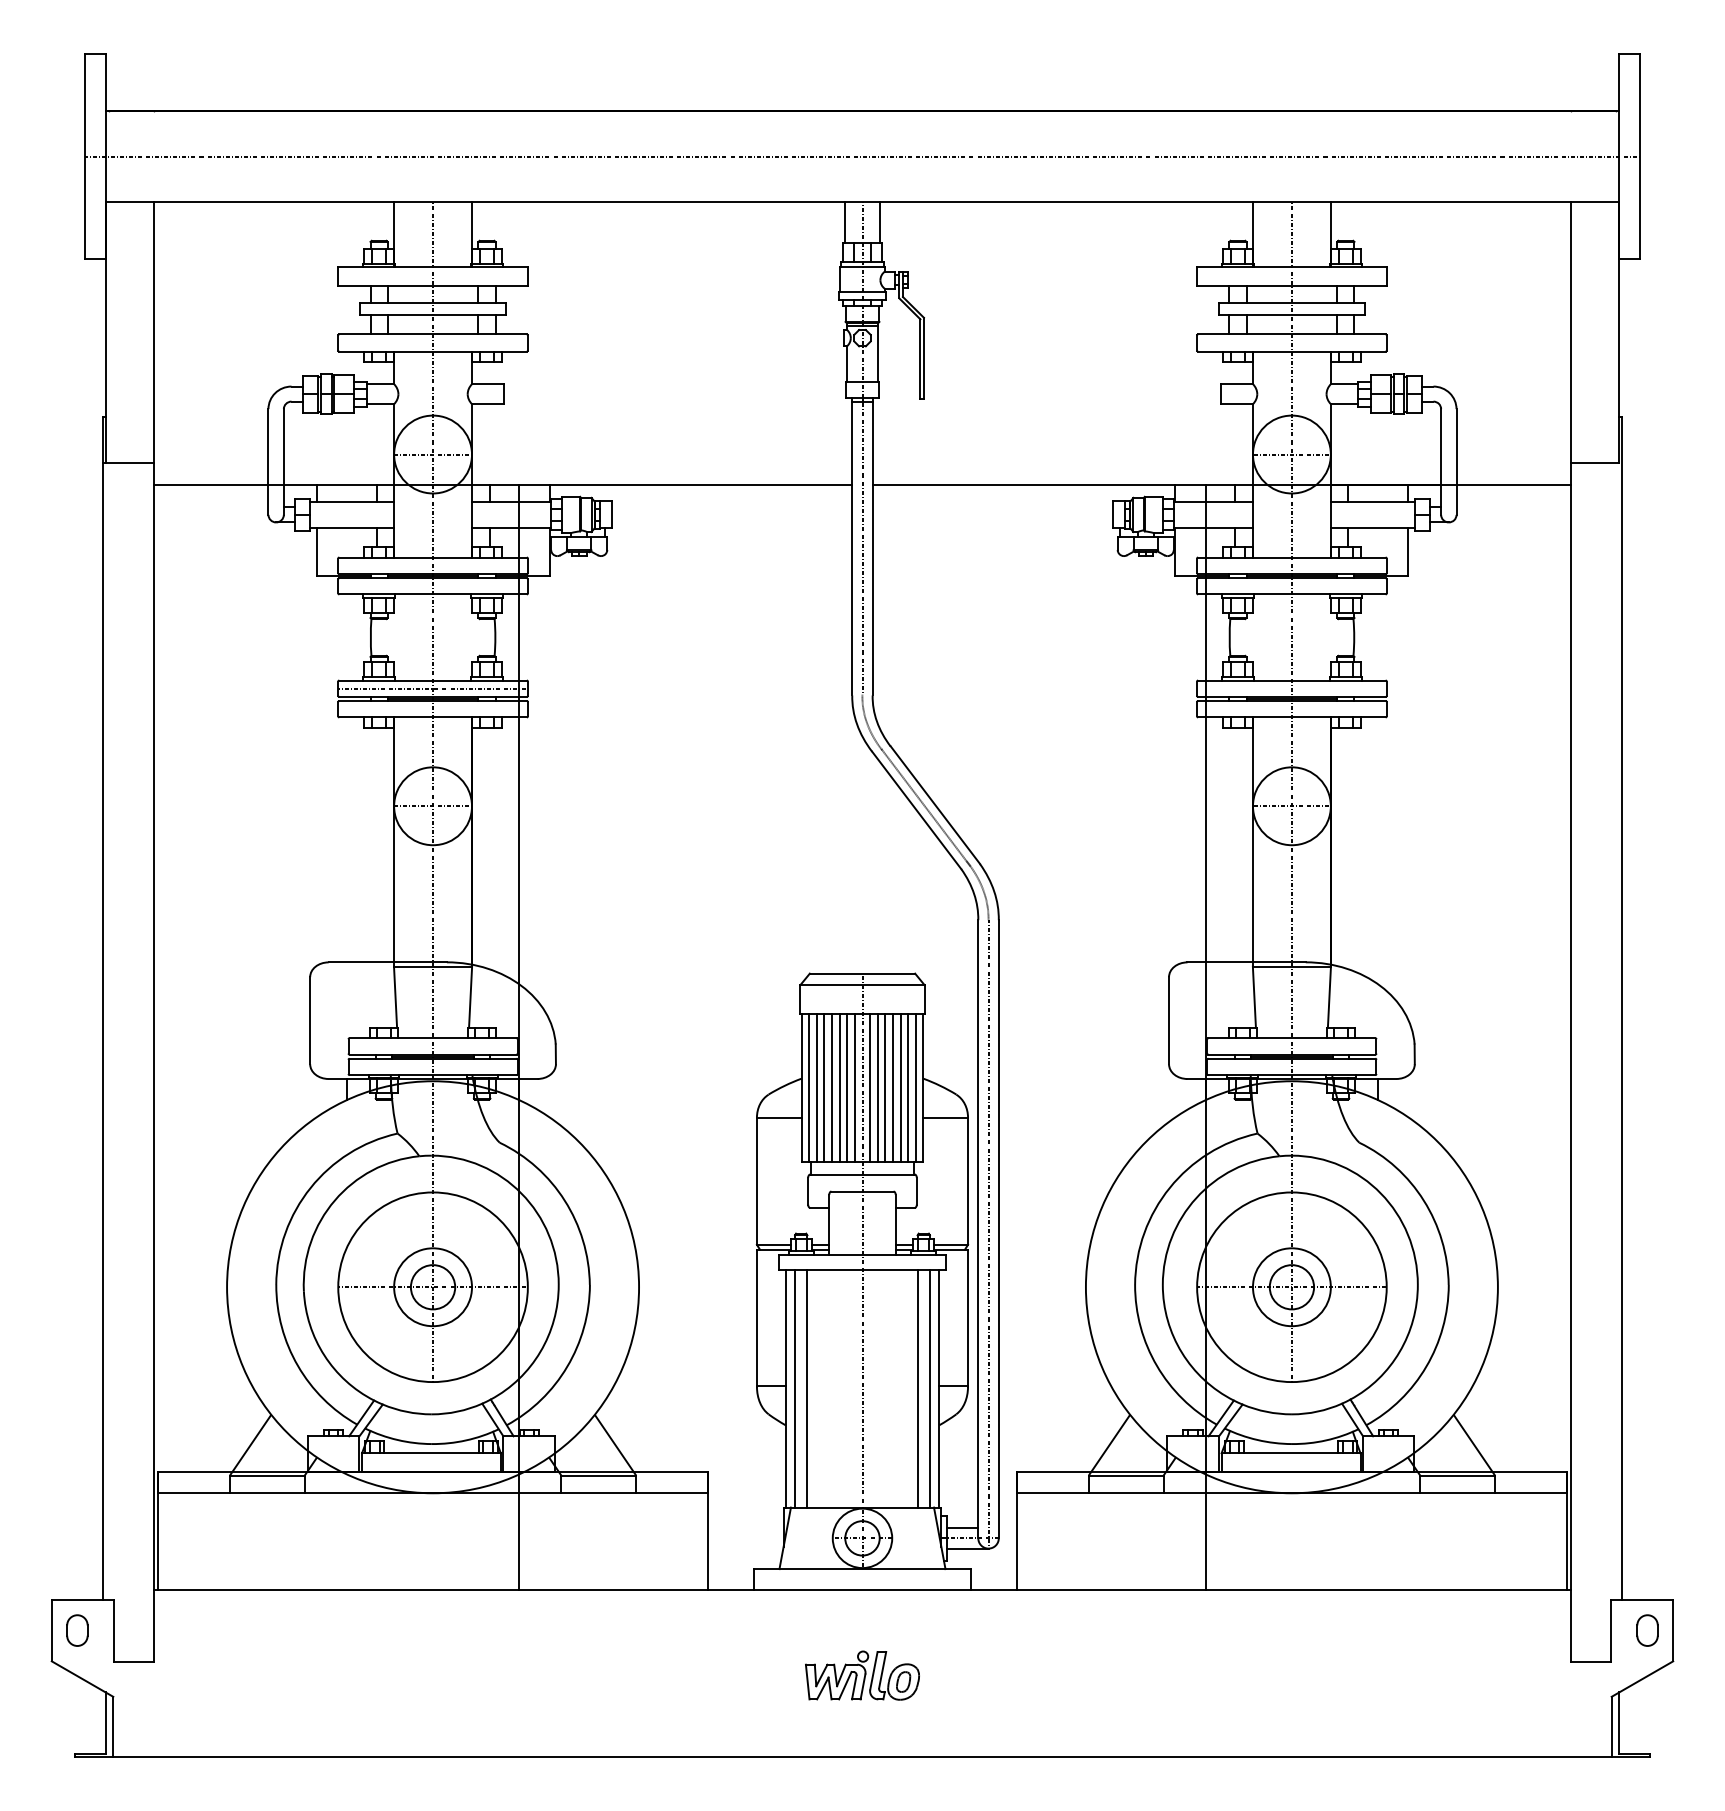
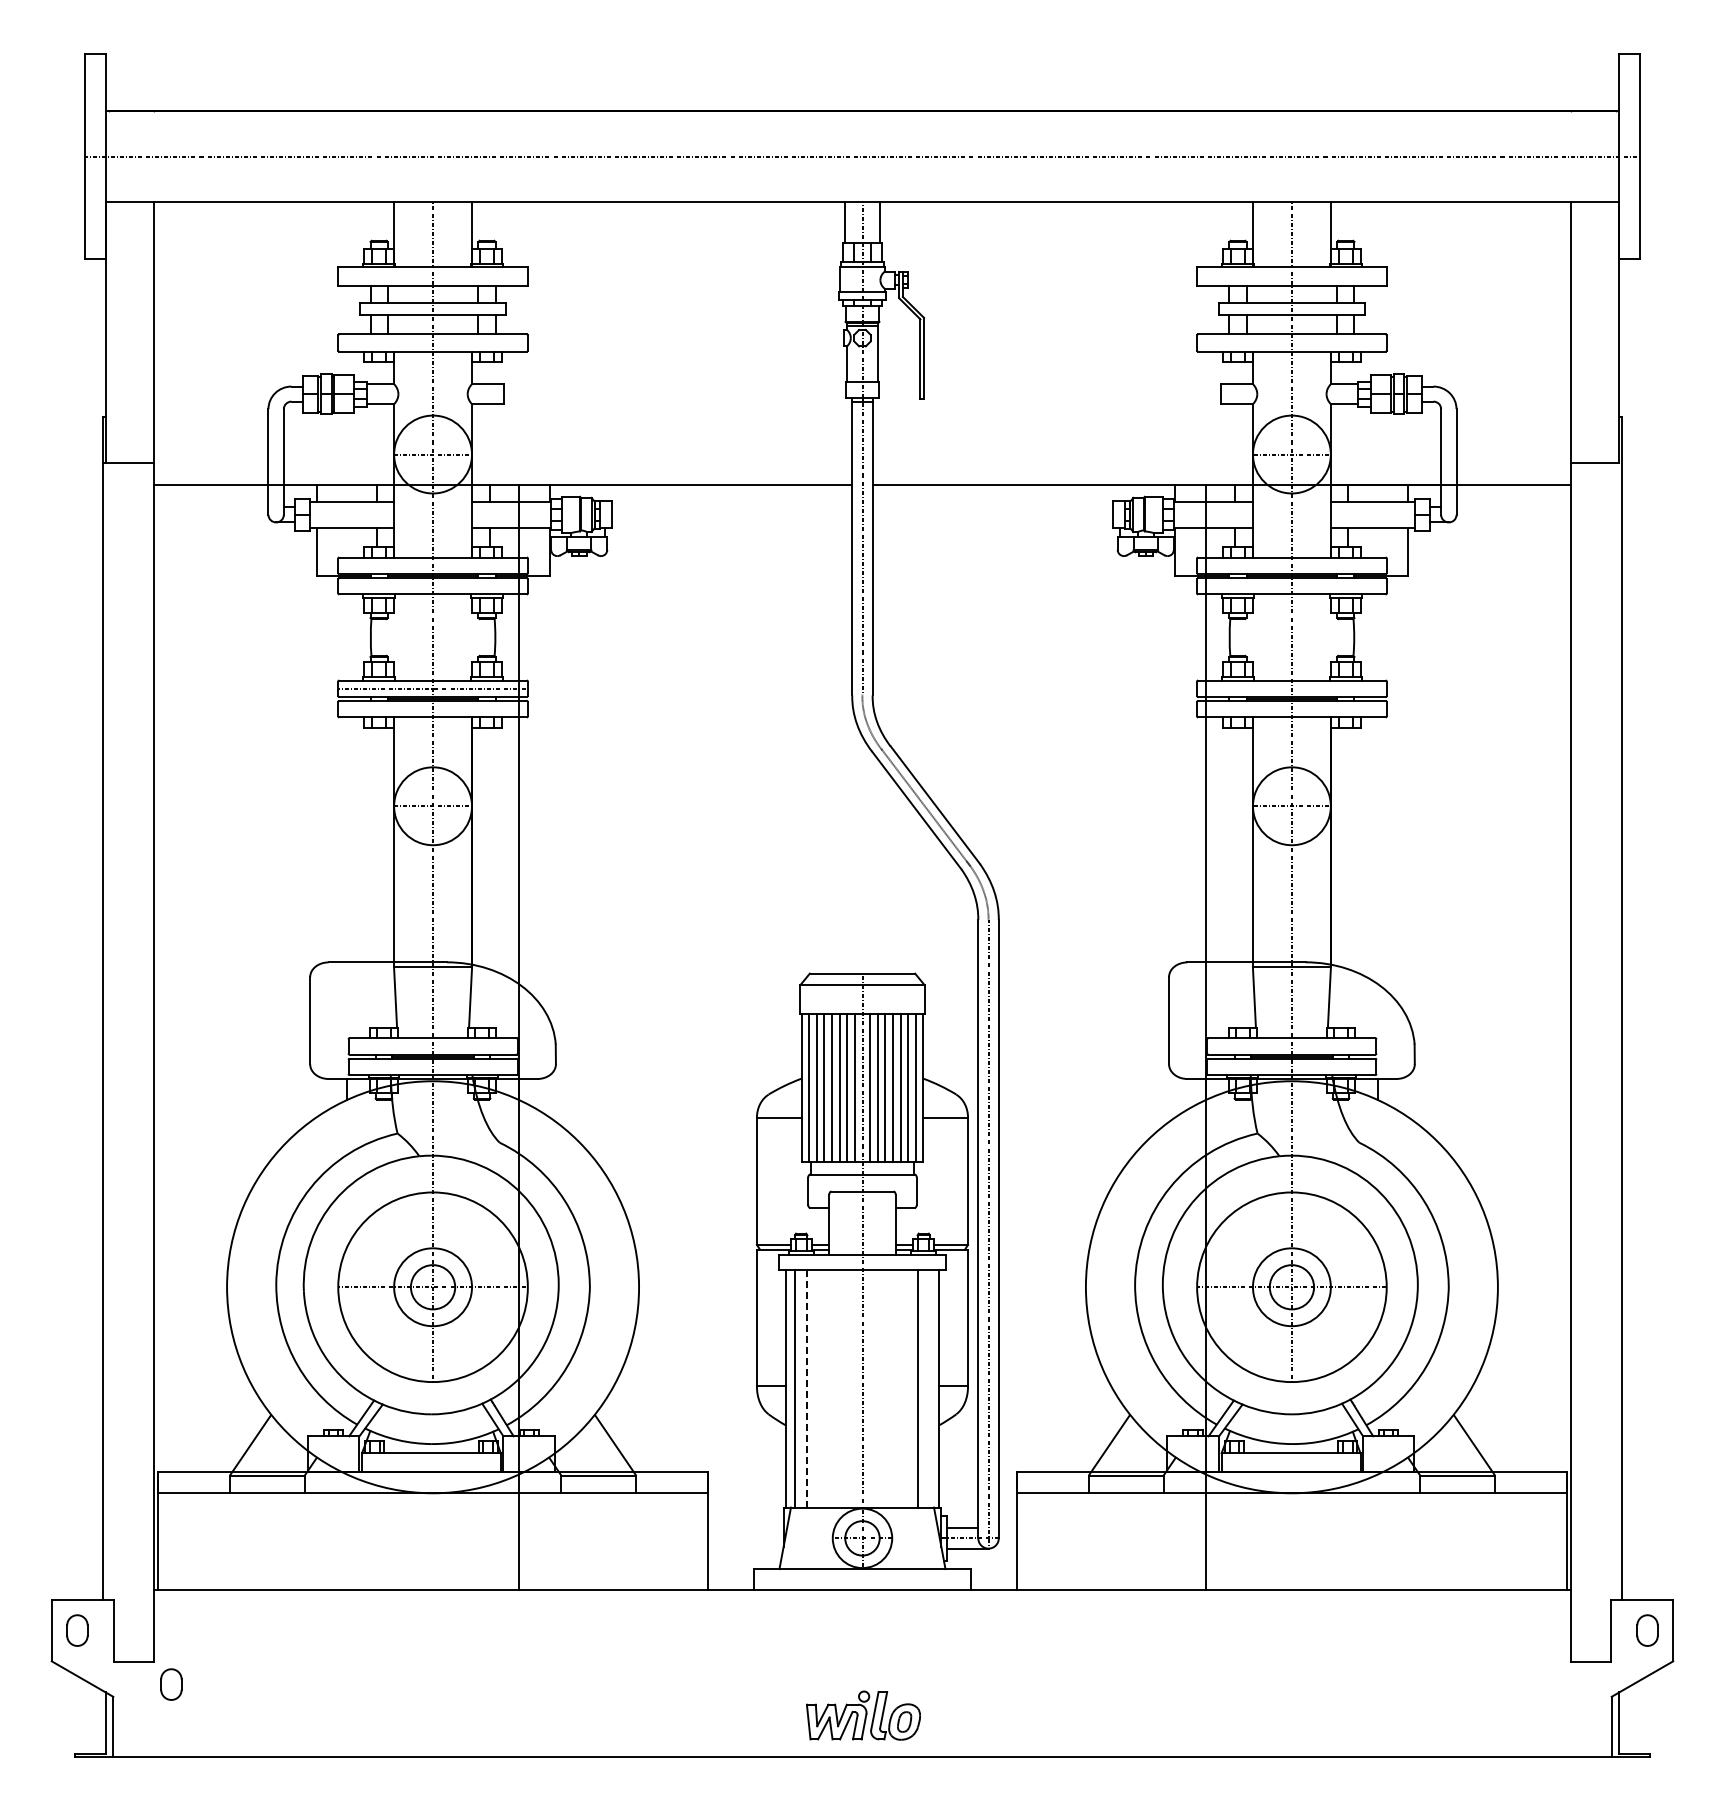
line: present -> none (929, 1388)
line: solid -> dashed (807, 1389)
part position: (862, 1675) -> (863, 1715) (863, 1715)
part: none -> present (171, 1684)
